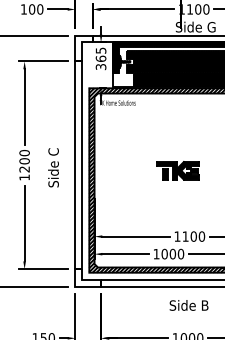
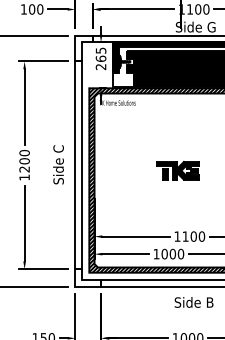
text: 365 -> 265 (101, 66)
text position: (53, 167) -> (58, 164) (58, 164)
text position: (188, 305) -> (193, 302) (193, 302)
